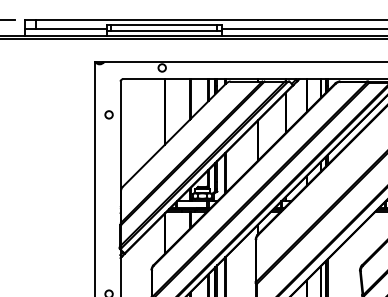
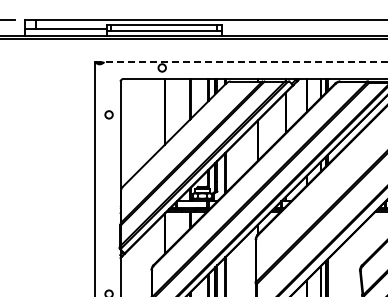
line: present -> none (302, 28)
line: solid -> dashed (241, 61)
